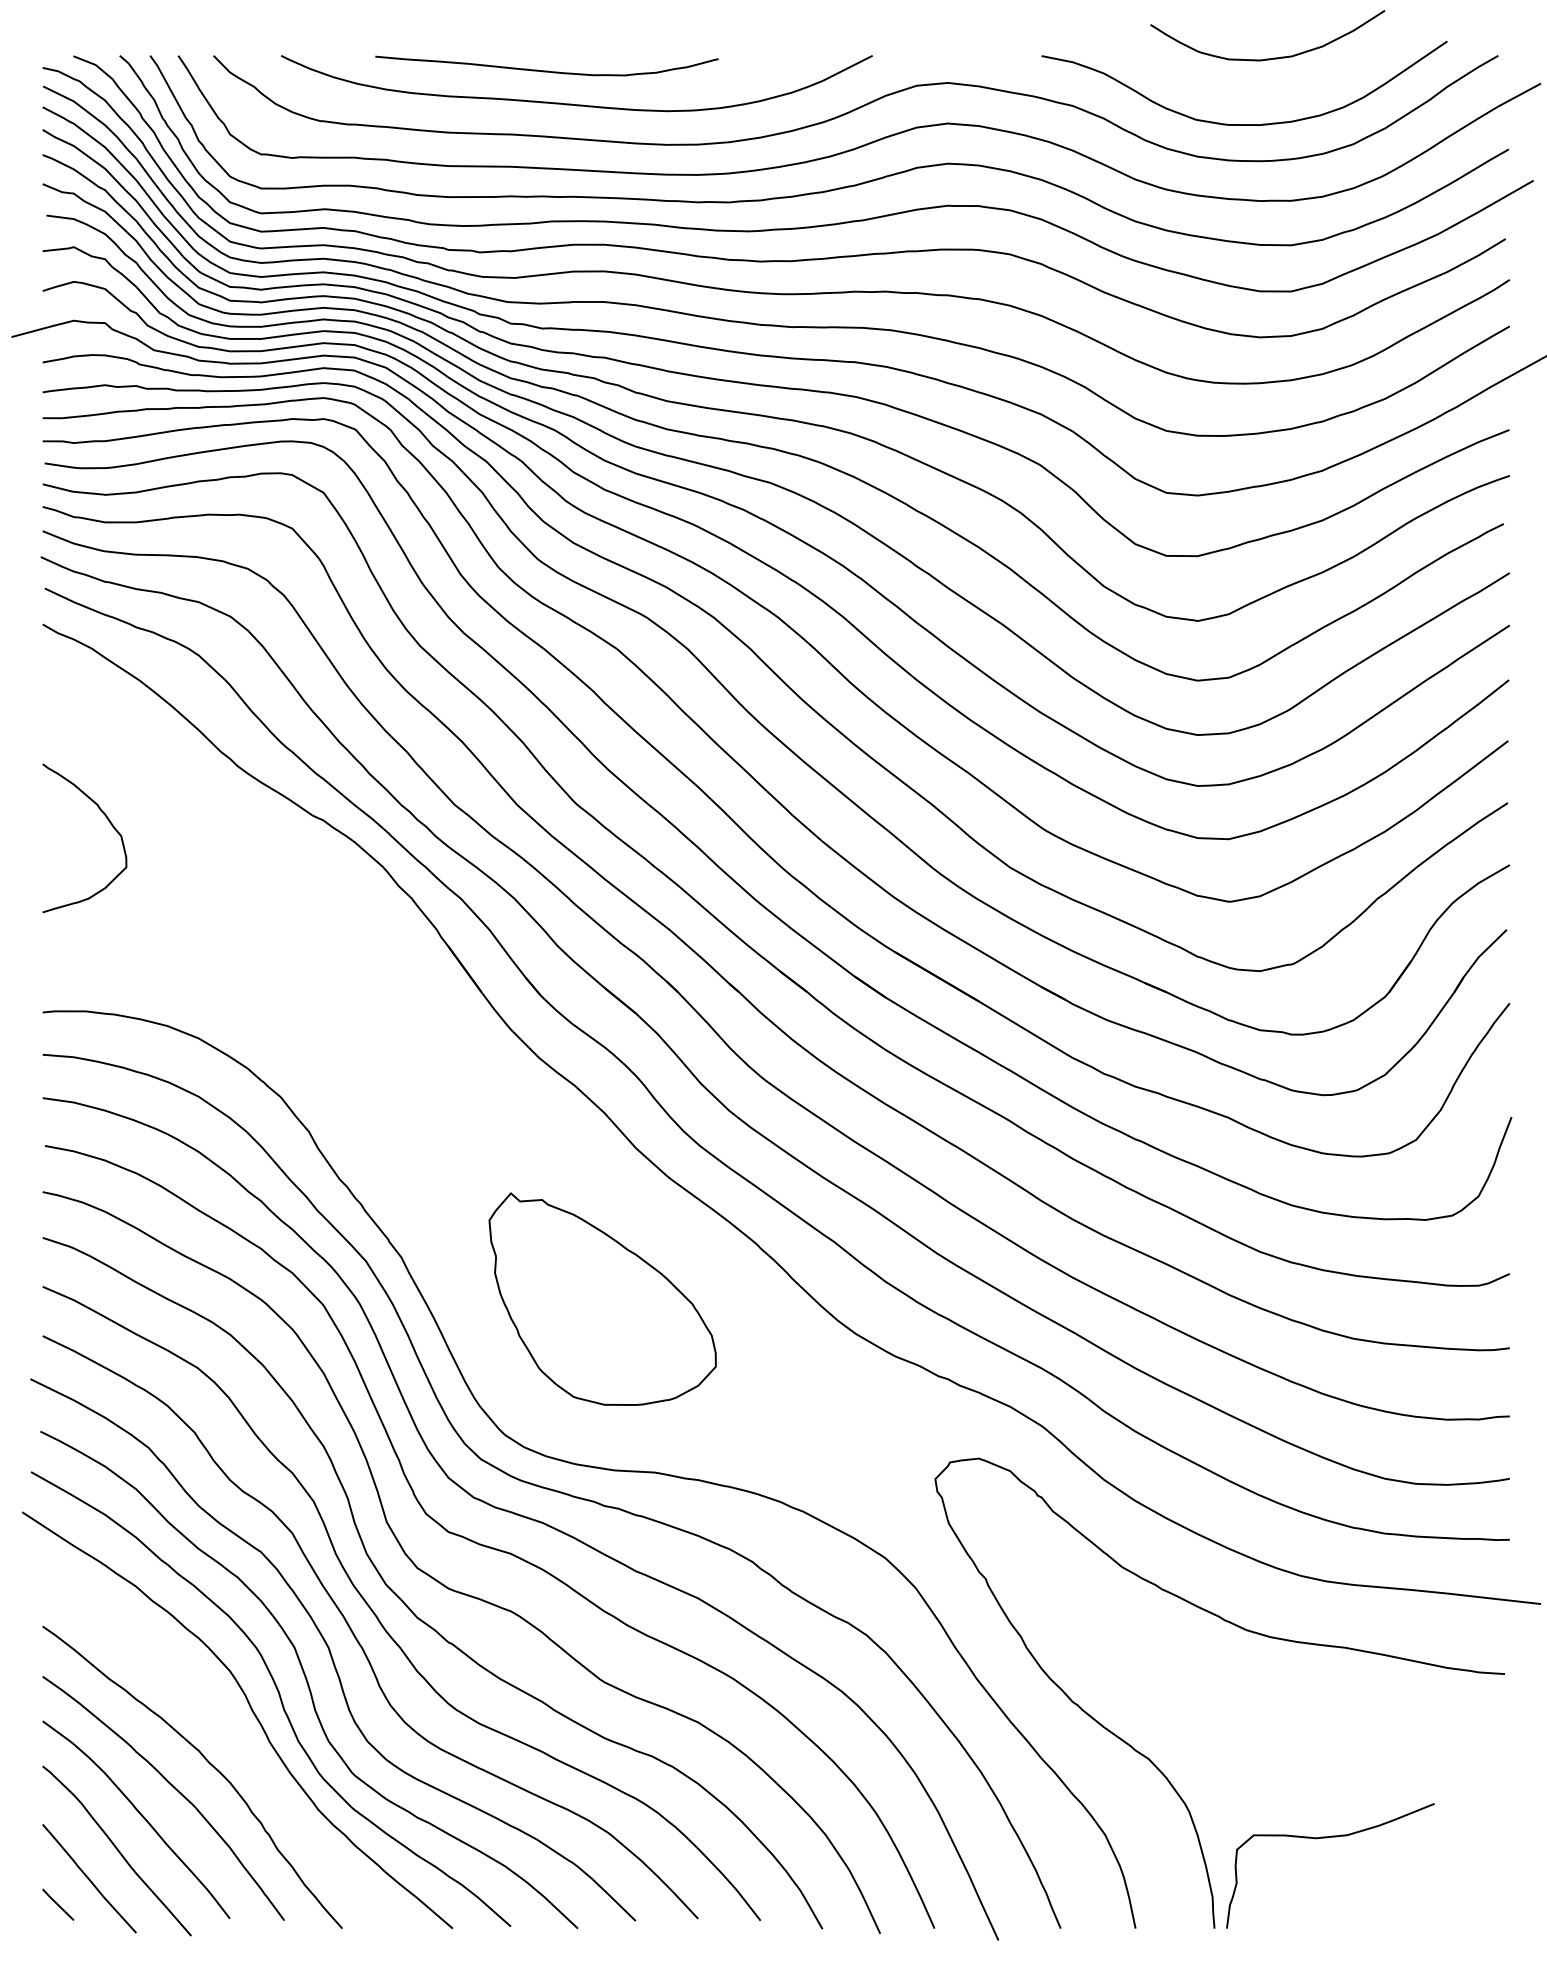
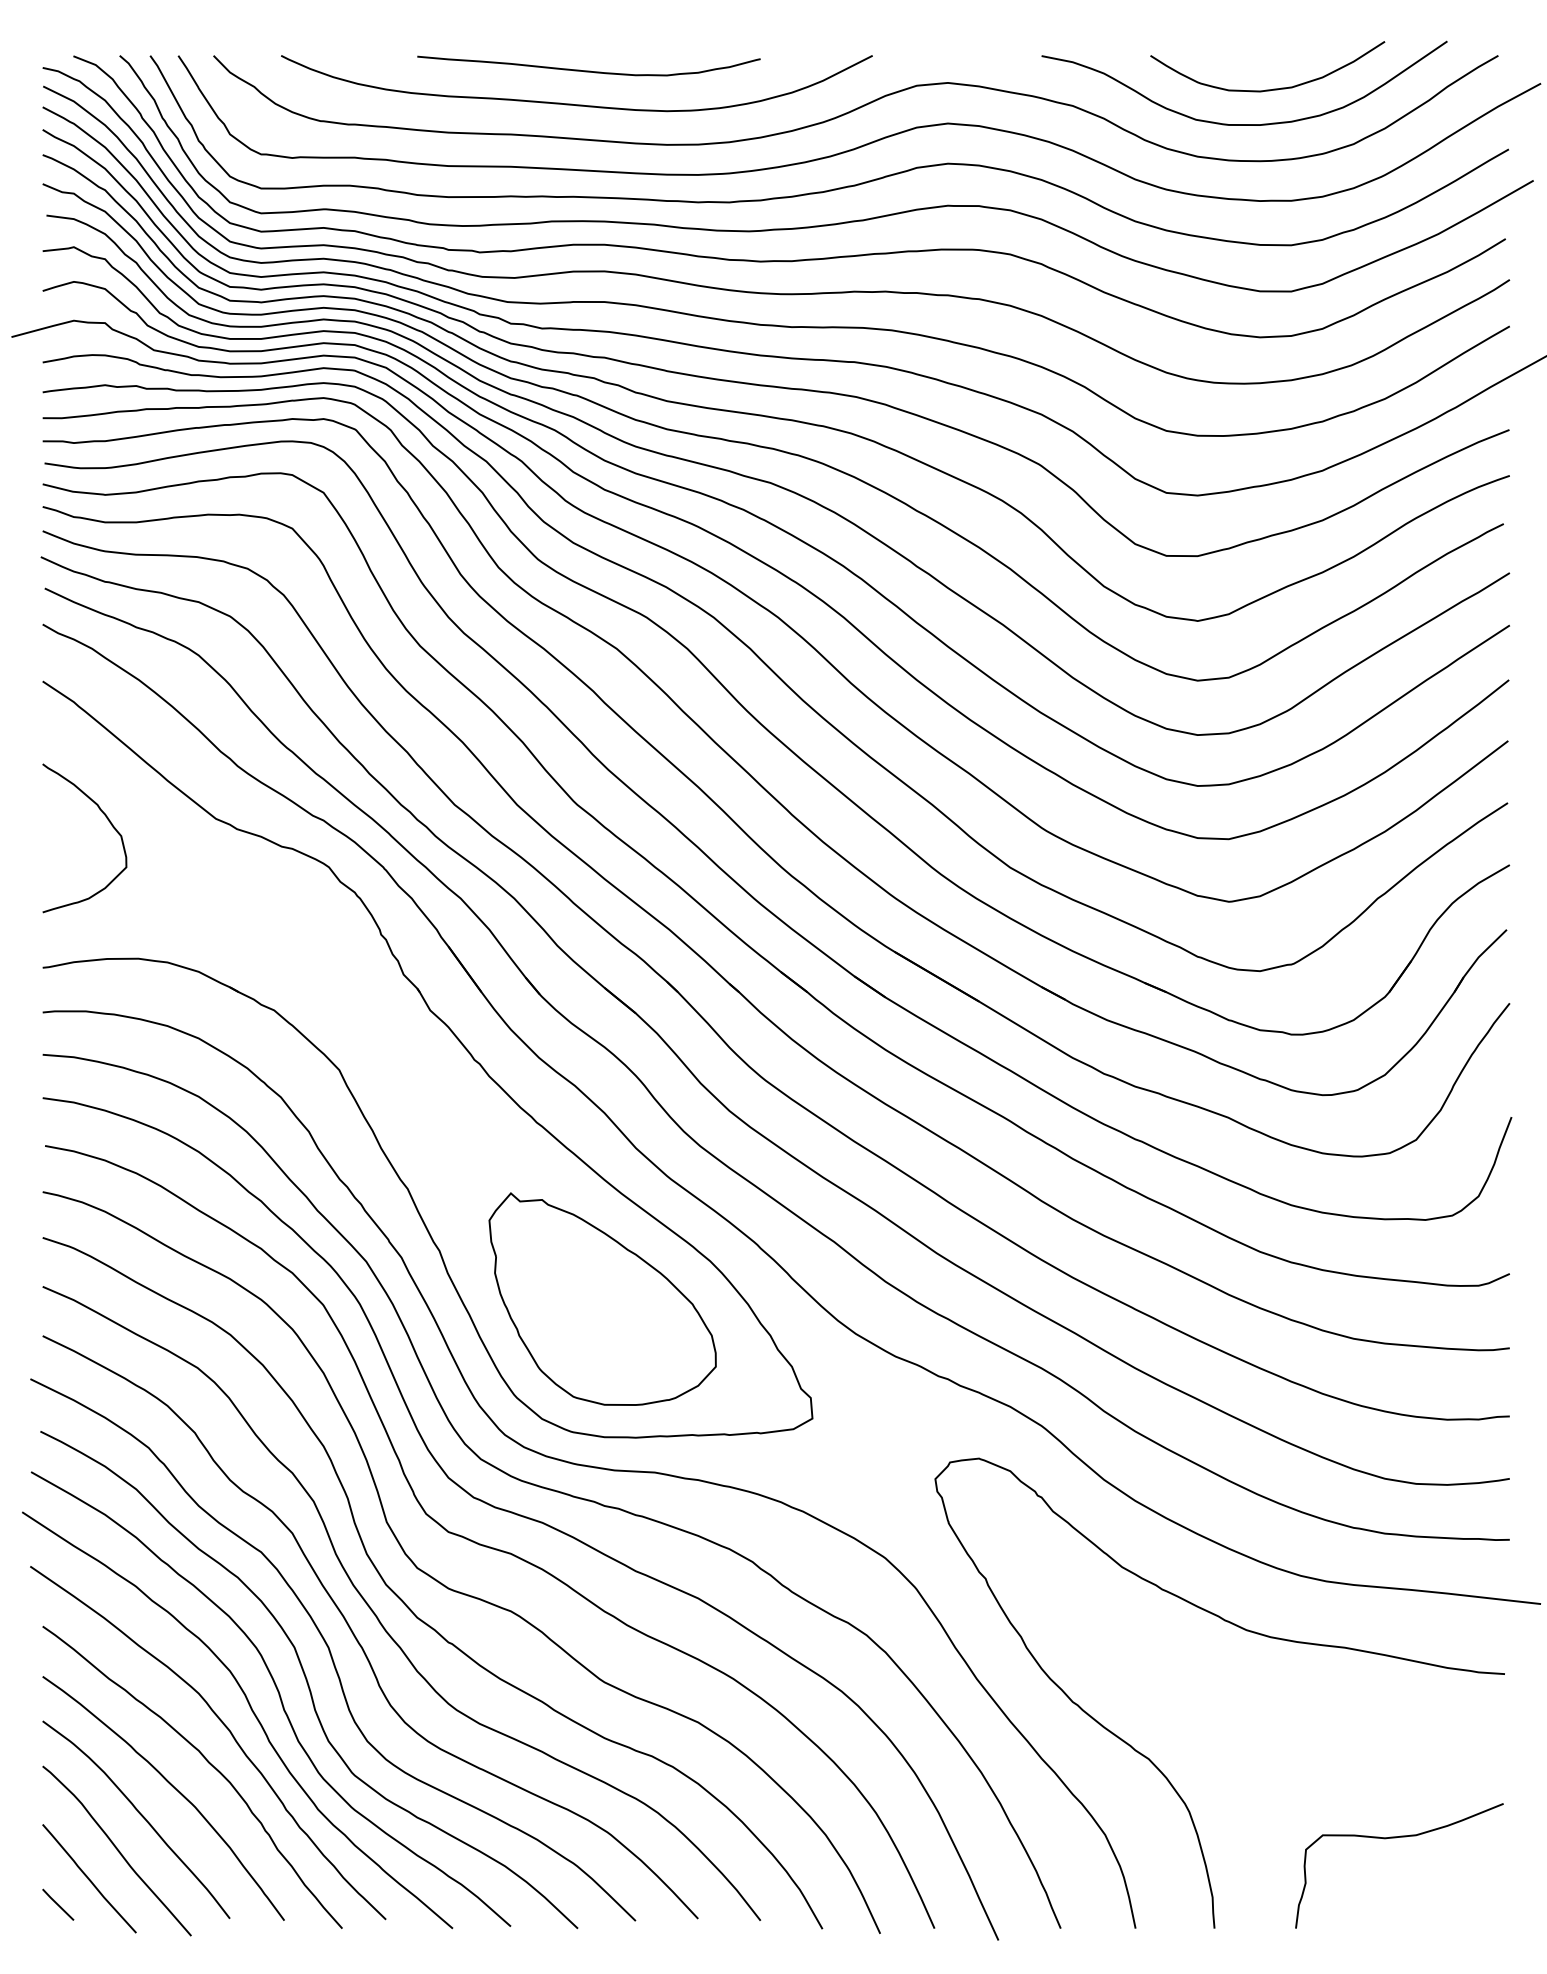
curve position: (1273, 57) -> (1273, 88) (1273, 88)
curve position: (546, 70) -> (588, 70) (588, 70)
part: none -> present (454, 1036)
curve: none -> present (224, 1726)
curve position: (1327, 1838) -> (1396, 1838) (1396, 1838)
